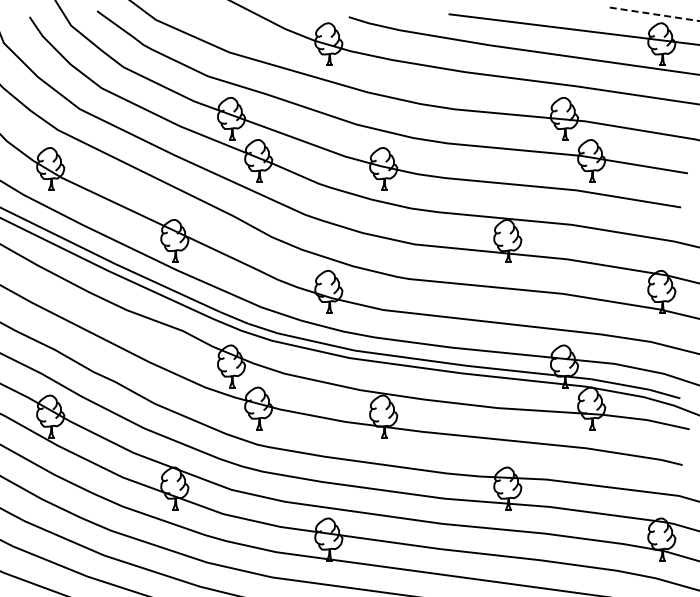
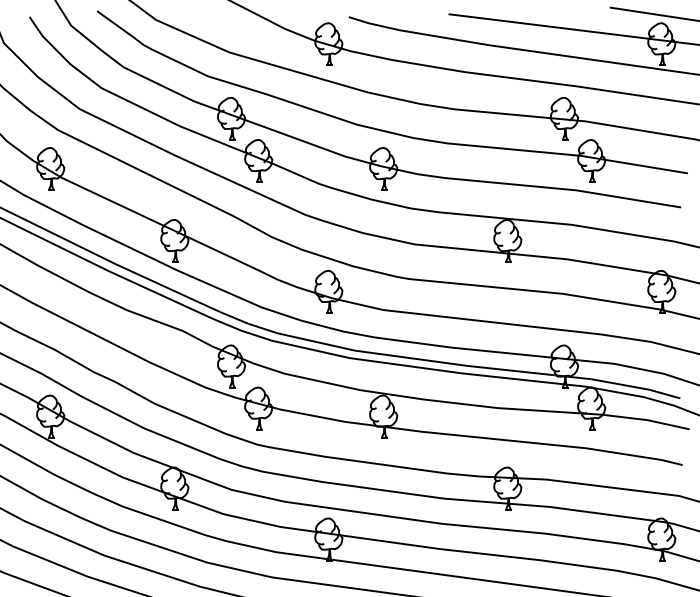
line: dashed -> solid (655, 14)
